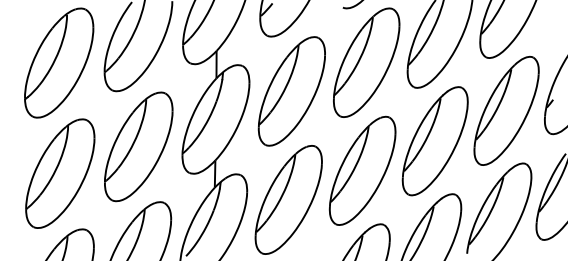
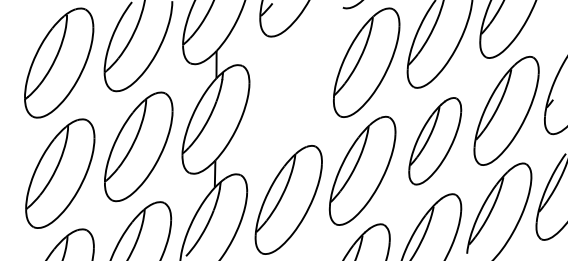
part: present -> none (291, 91)
part size: 68x111 px -> 55x89 px (435, 141)
